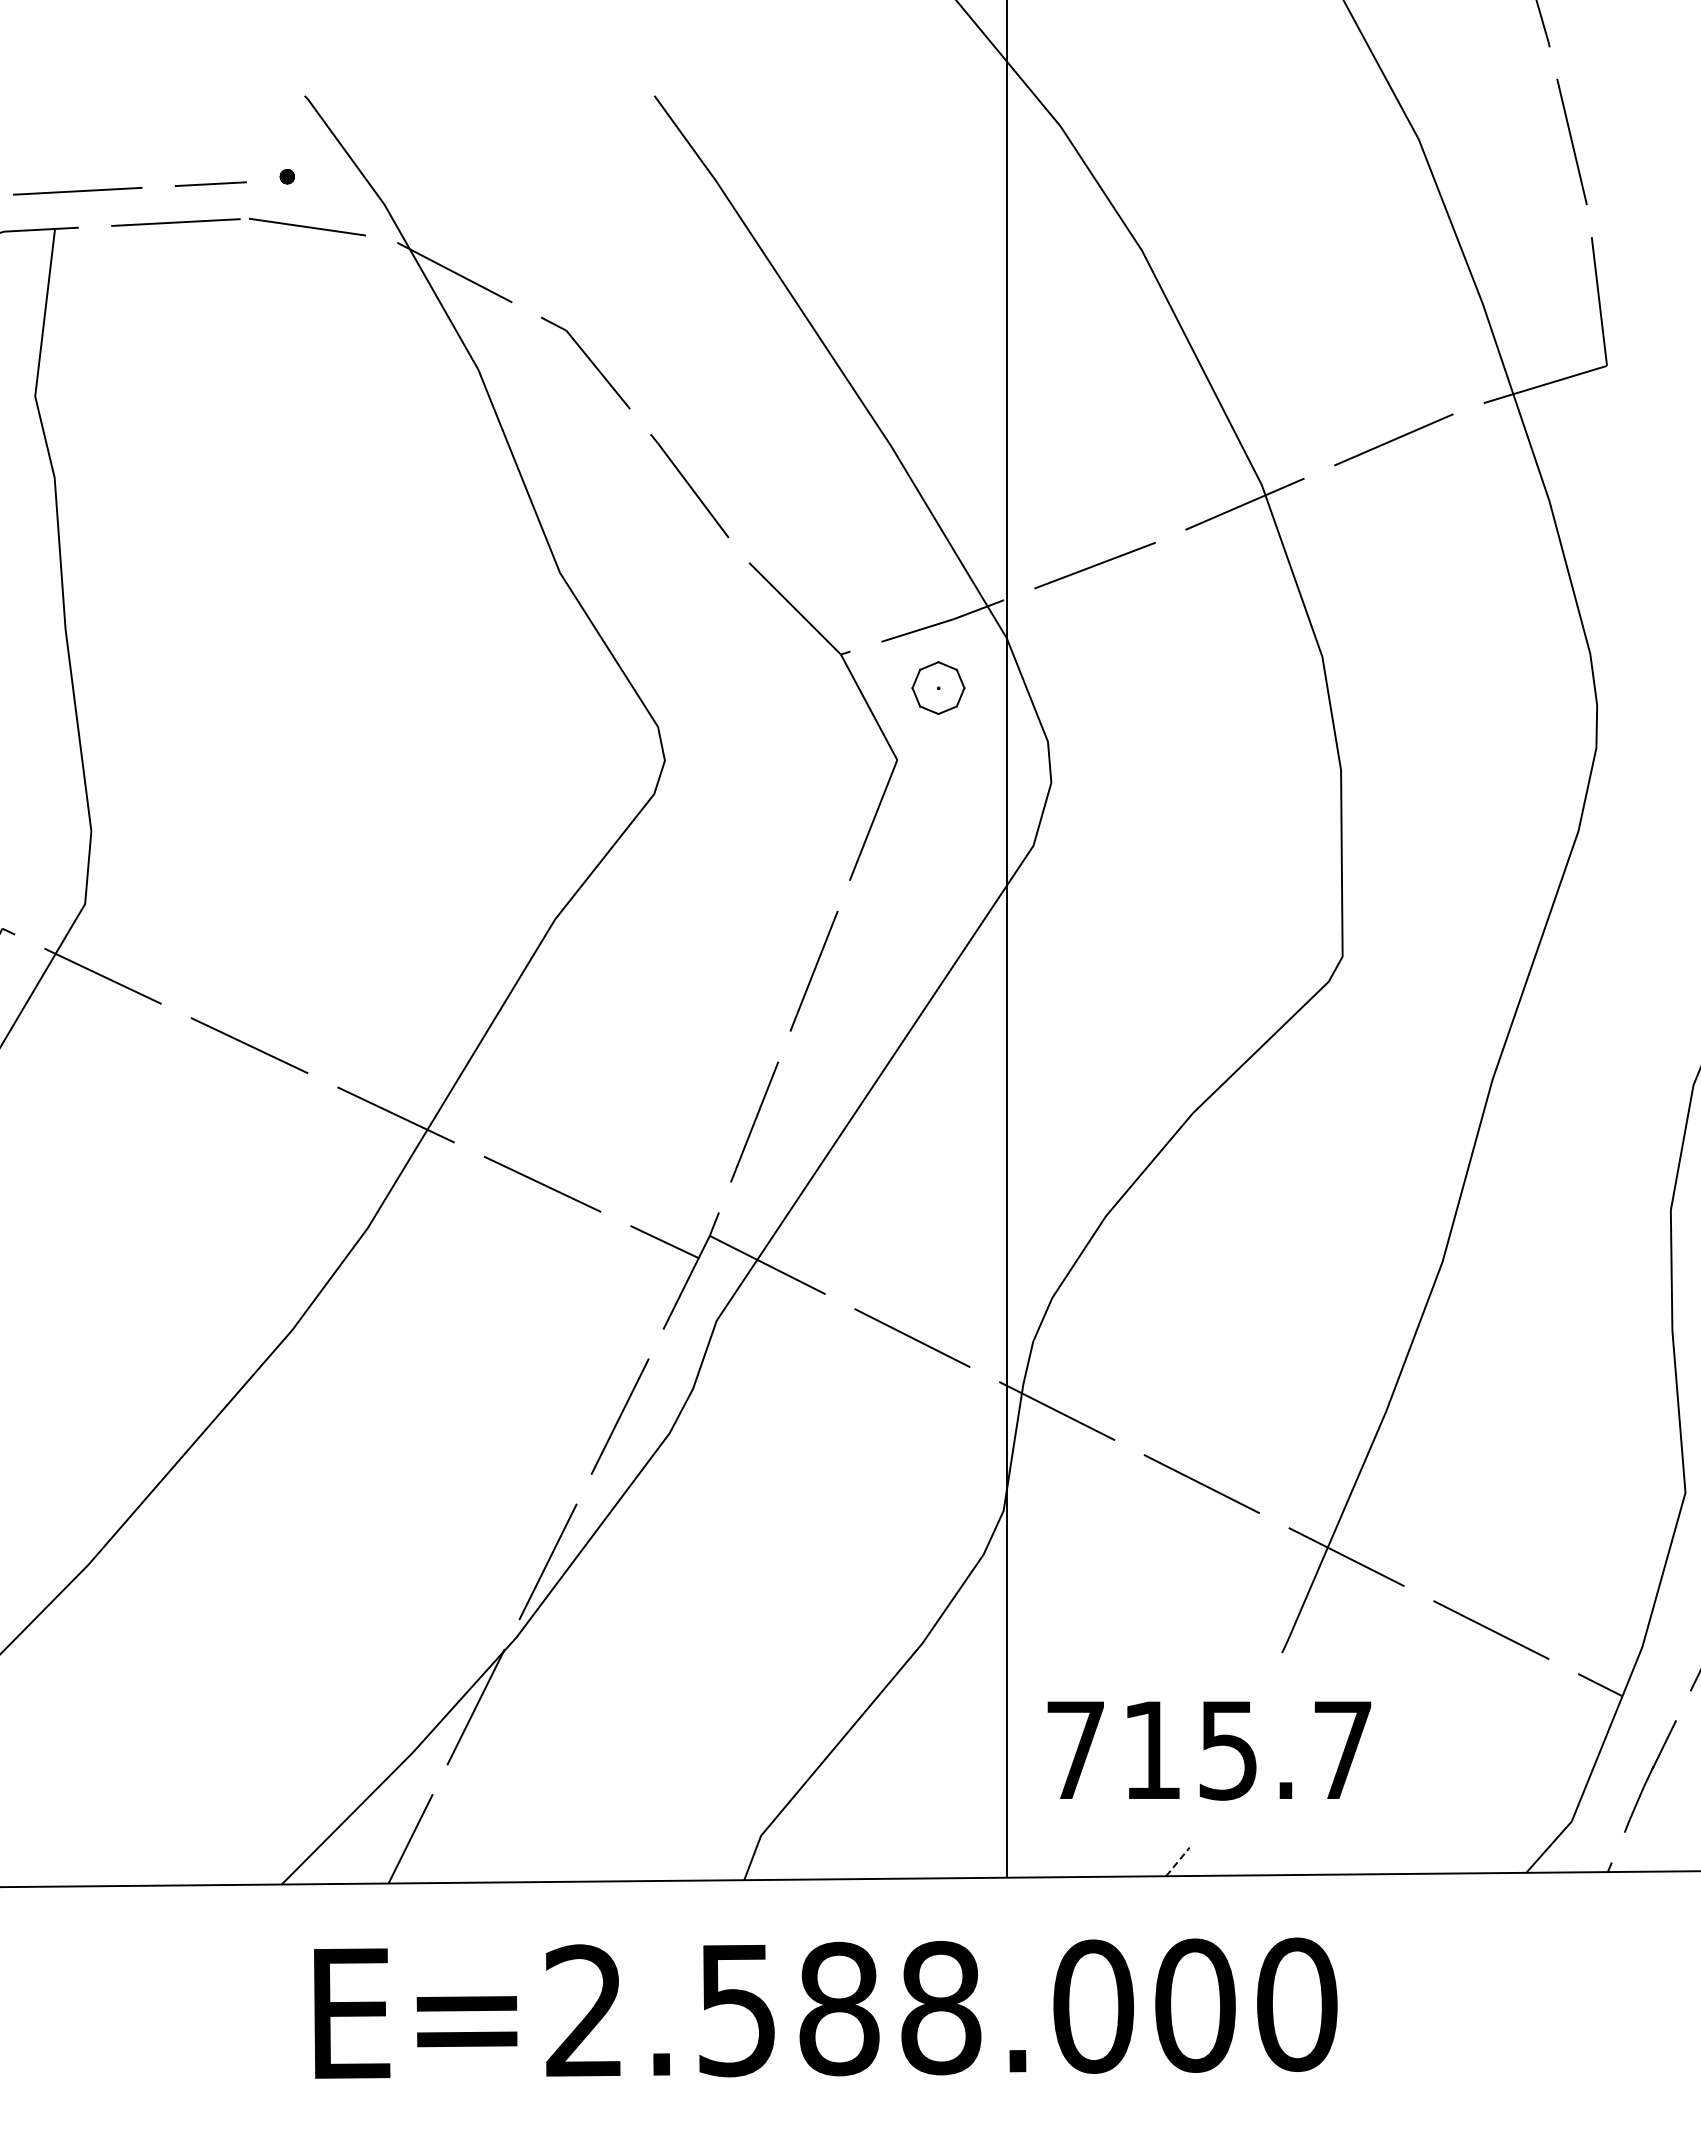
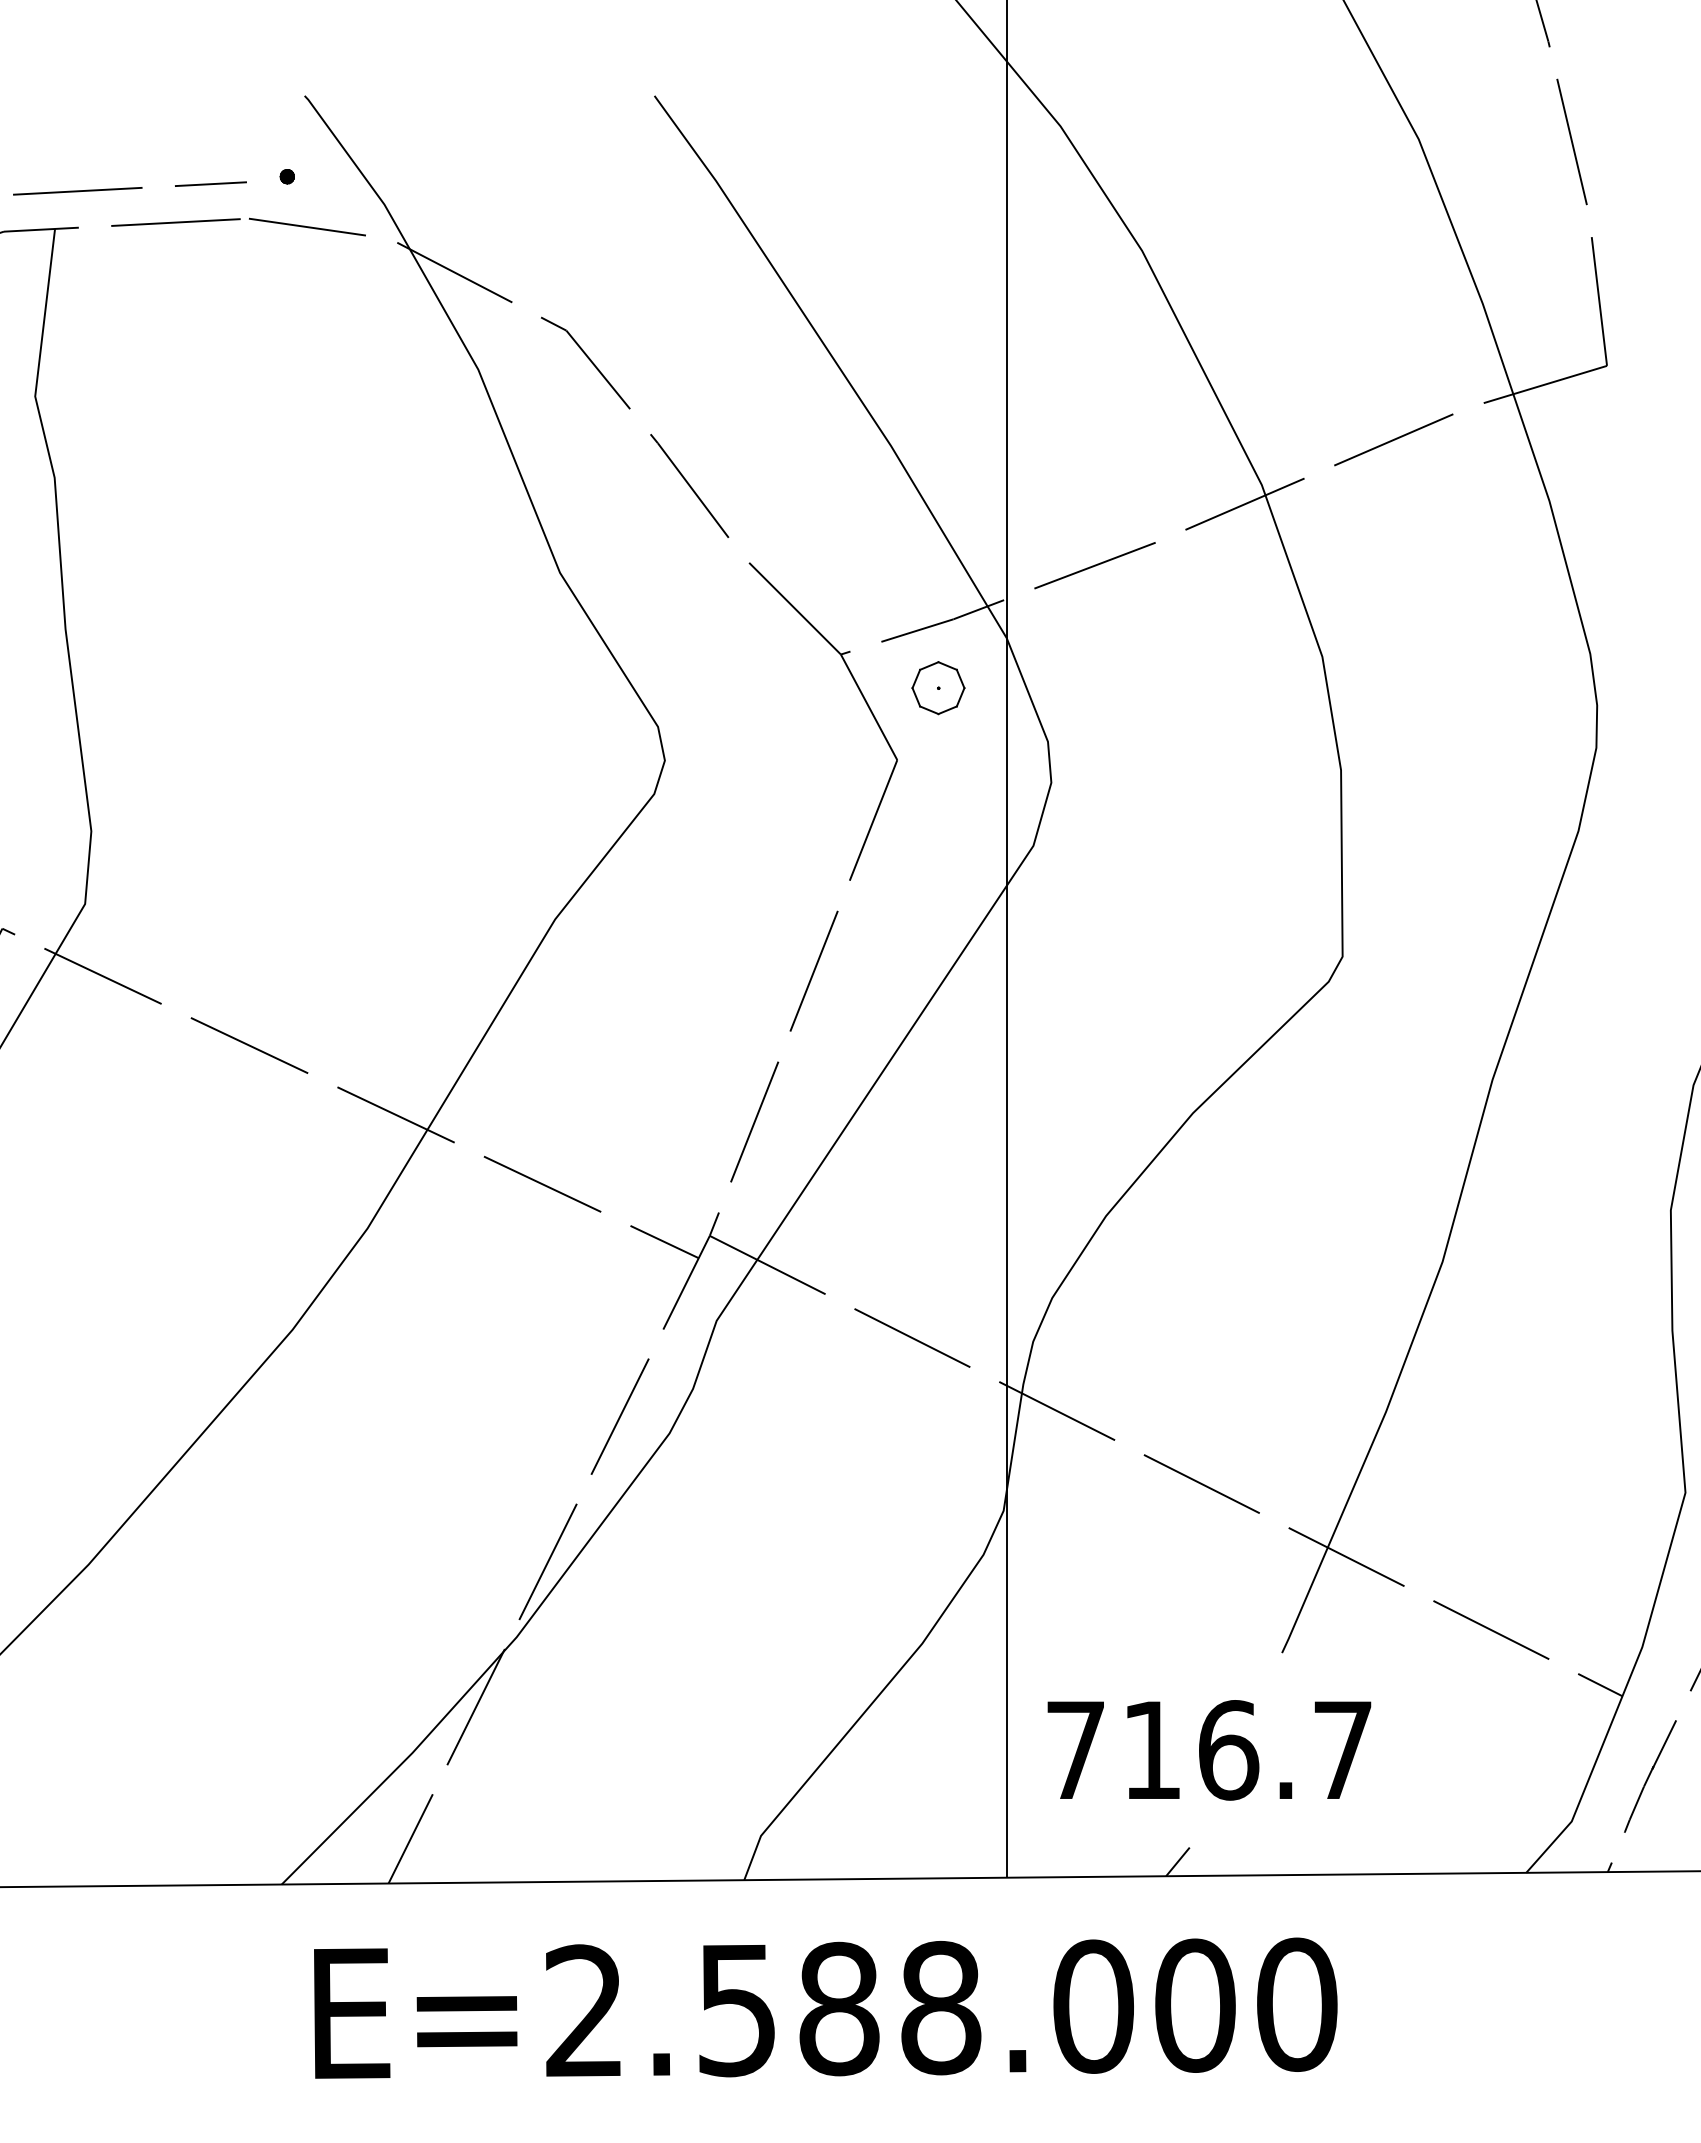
text: 715.7 -> 716.7 (1229, 1750)
line: dashed -> solid (1177, 1861)
